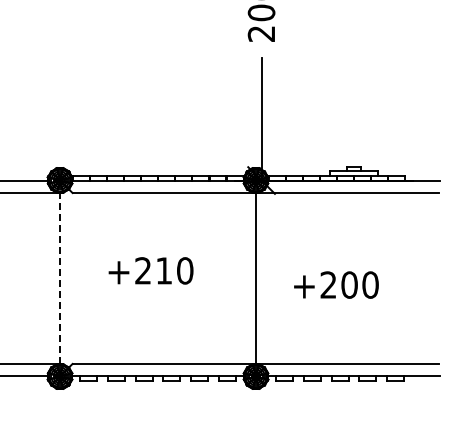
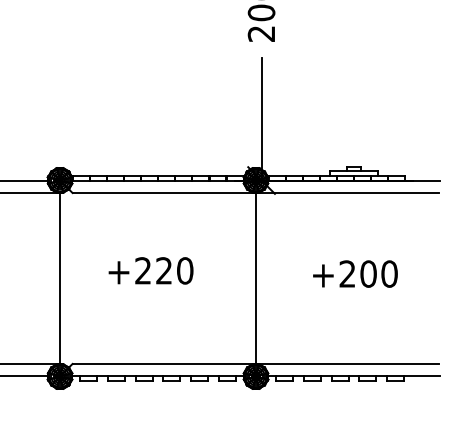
text: +210 -> +220 (163, 270)
line: dashed -> solid (60, 278)
text position: (336, 284) -> (355, 273) (355, 273)
